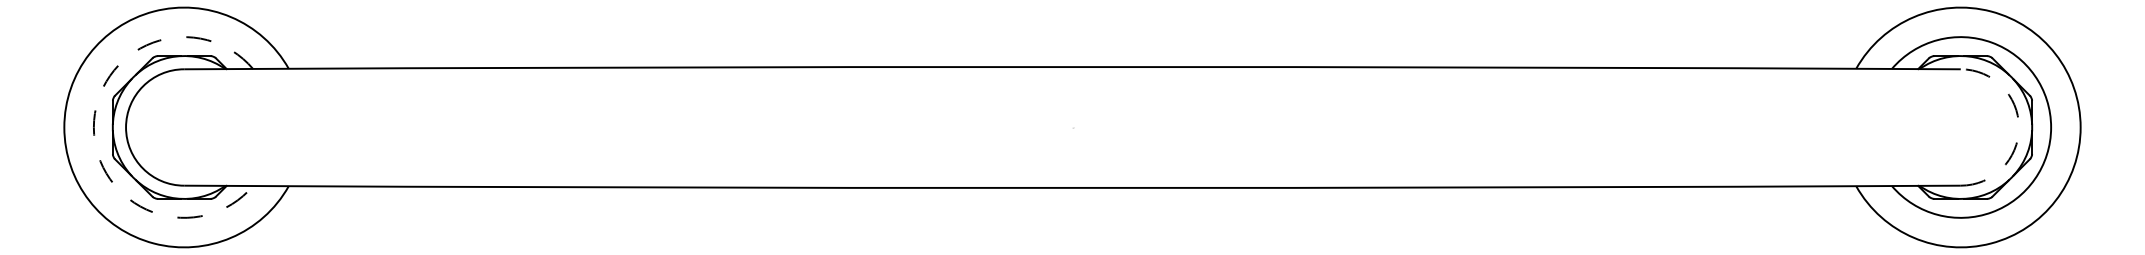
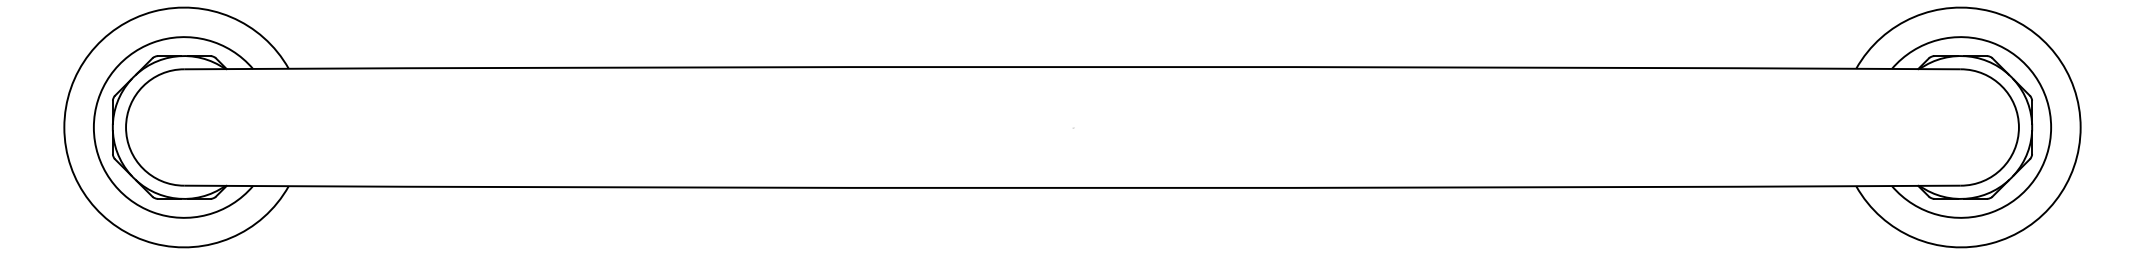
arc: dashed -> solid (93, 127)
arc: dashed -> solid (2018, 127)
